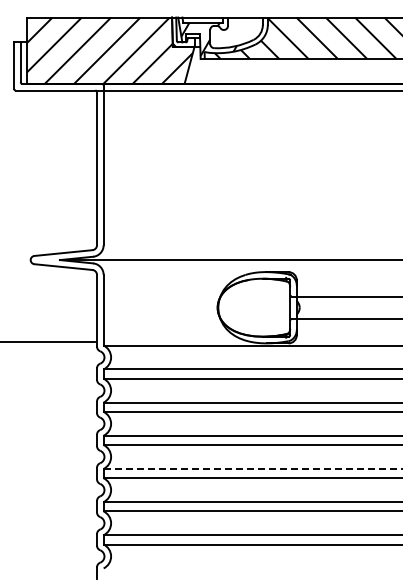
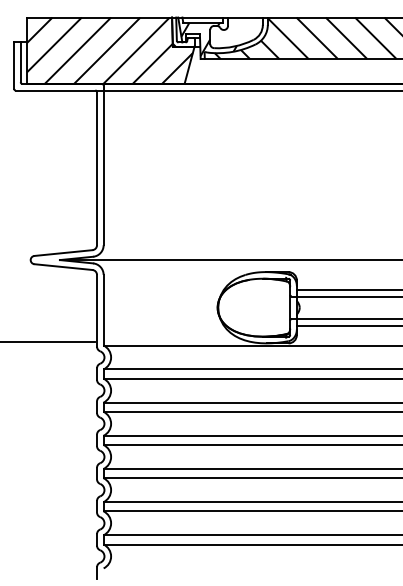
line: none -> present (347, 289)
line: none -> present (347, 325)
line: dashed -> solid (253, 468)
